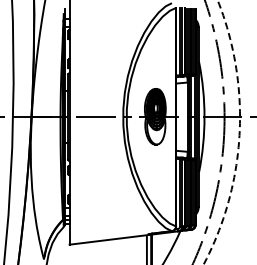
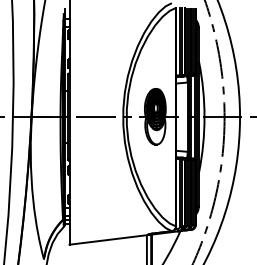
arc: dashed -> solid (239, 133)
